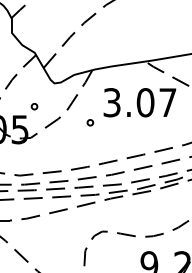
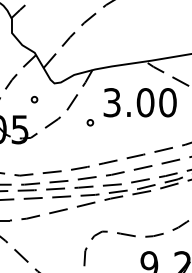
text: 3.07 -> 3.00 (167, 102)
part position: (34, 106) -> (34, 99) (34, 99)
